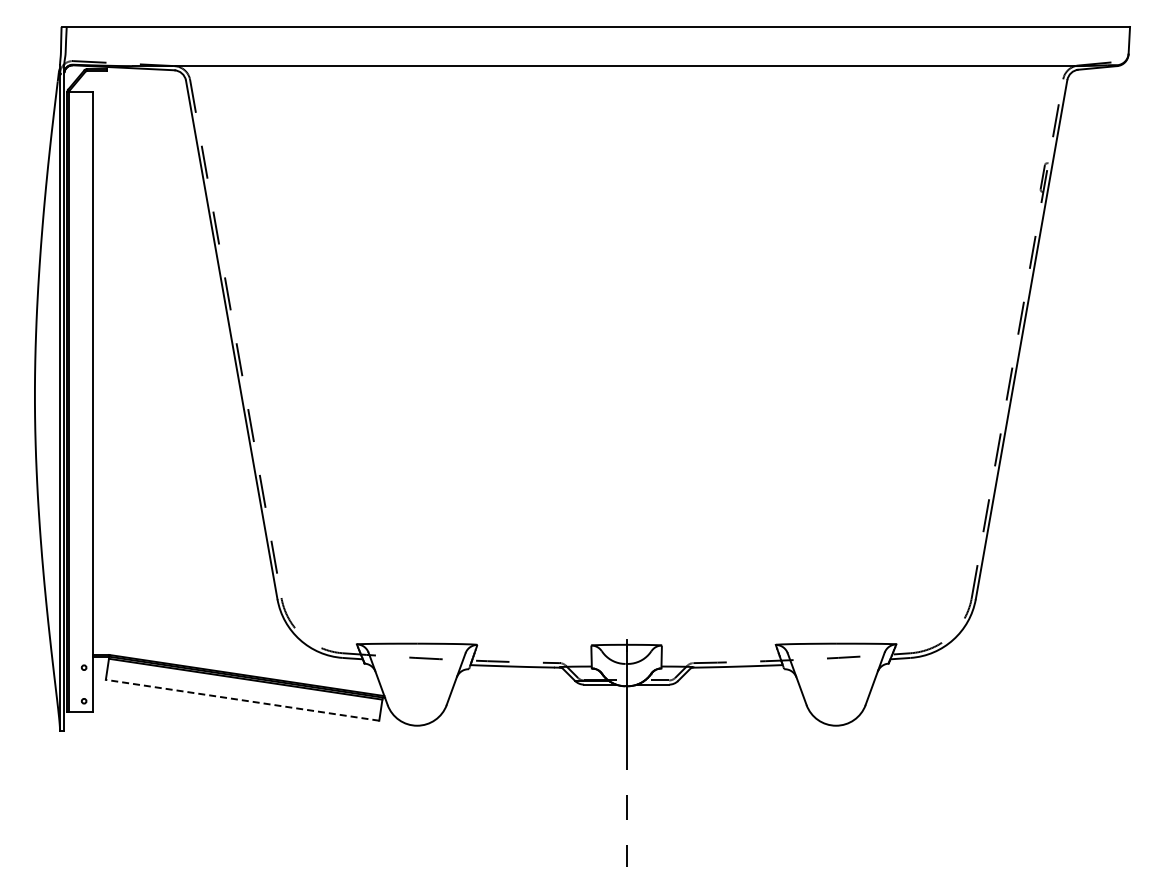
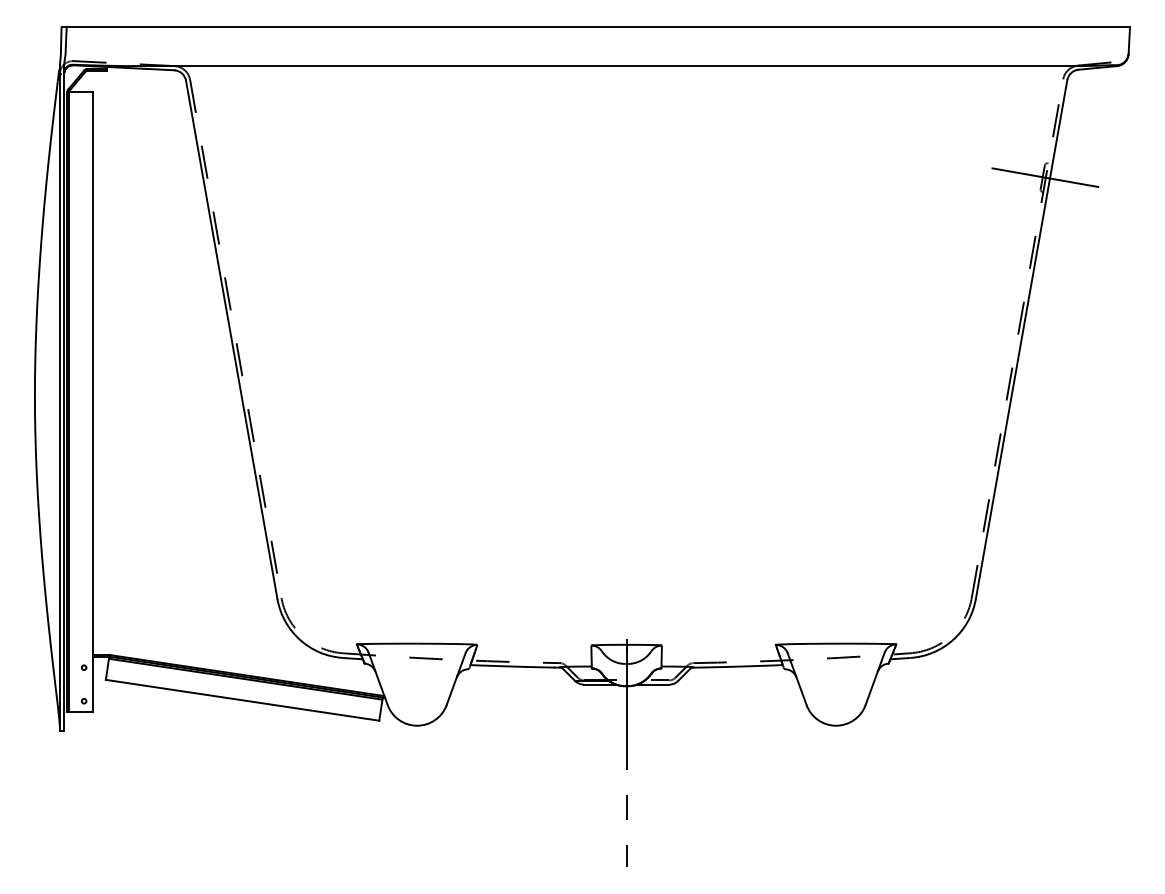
line: none -> present (1045, 177)
line: dashed -> solid (242, 700)
